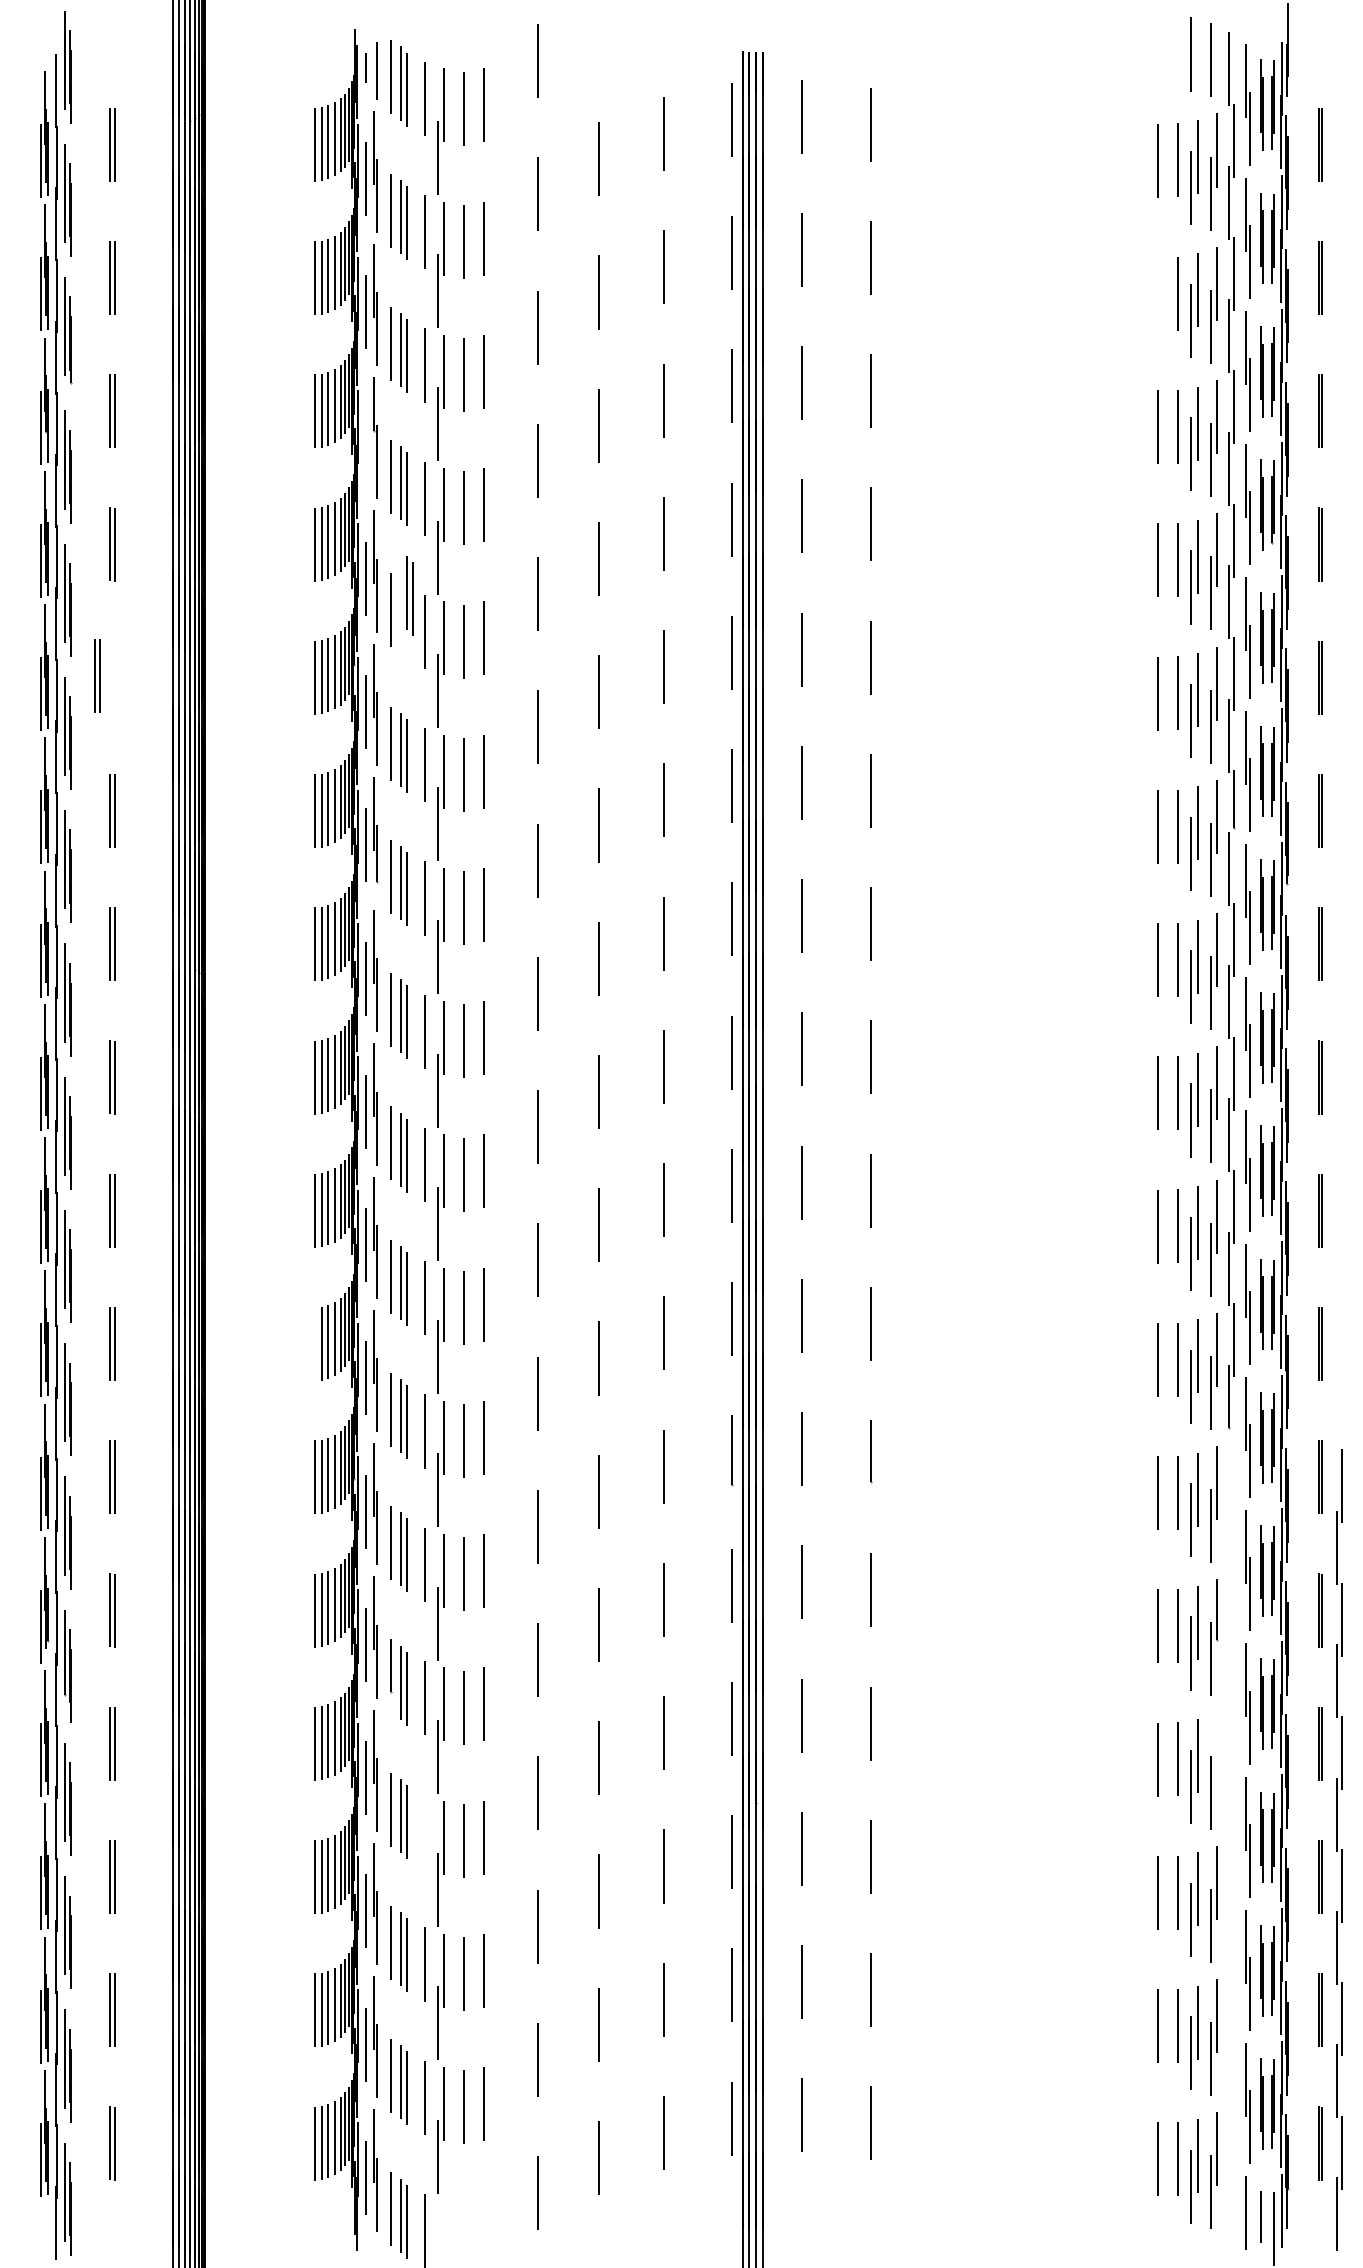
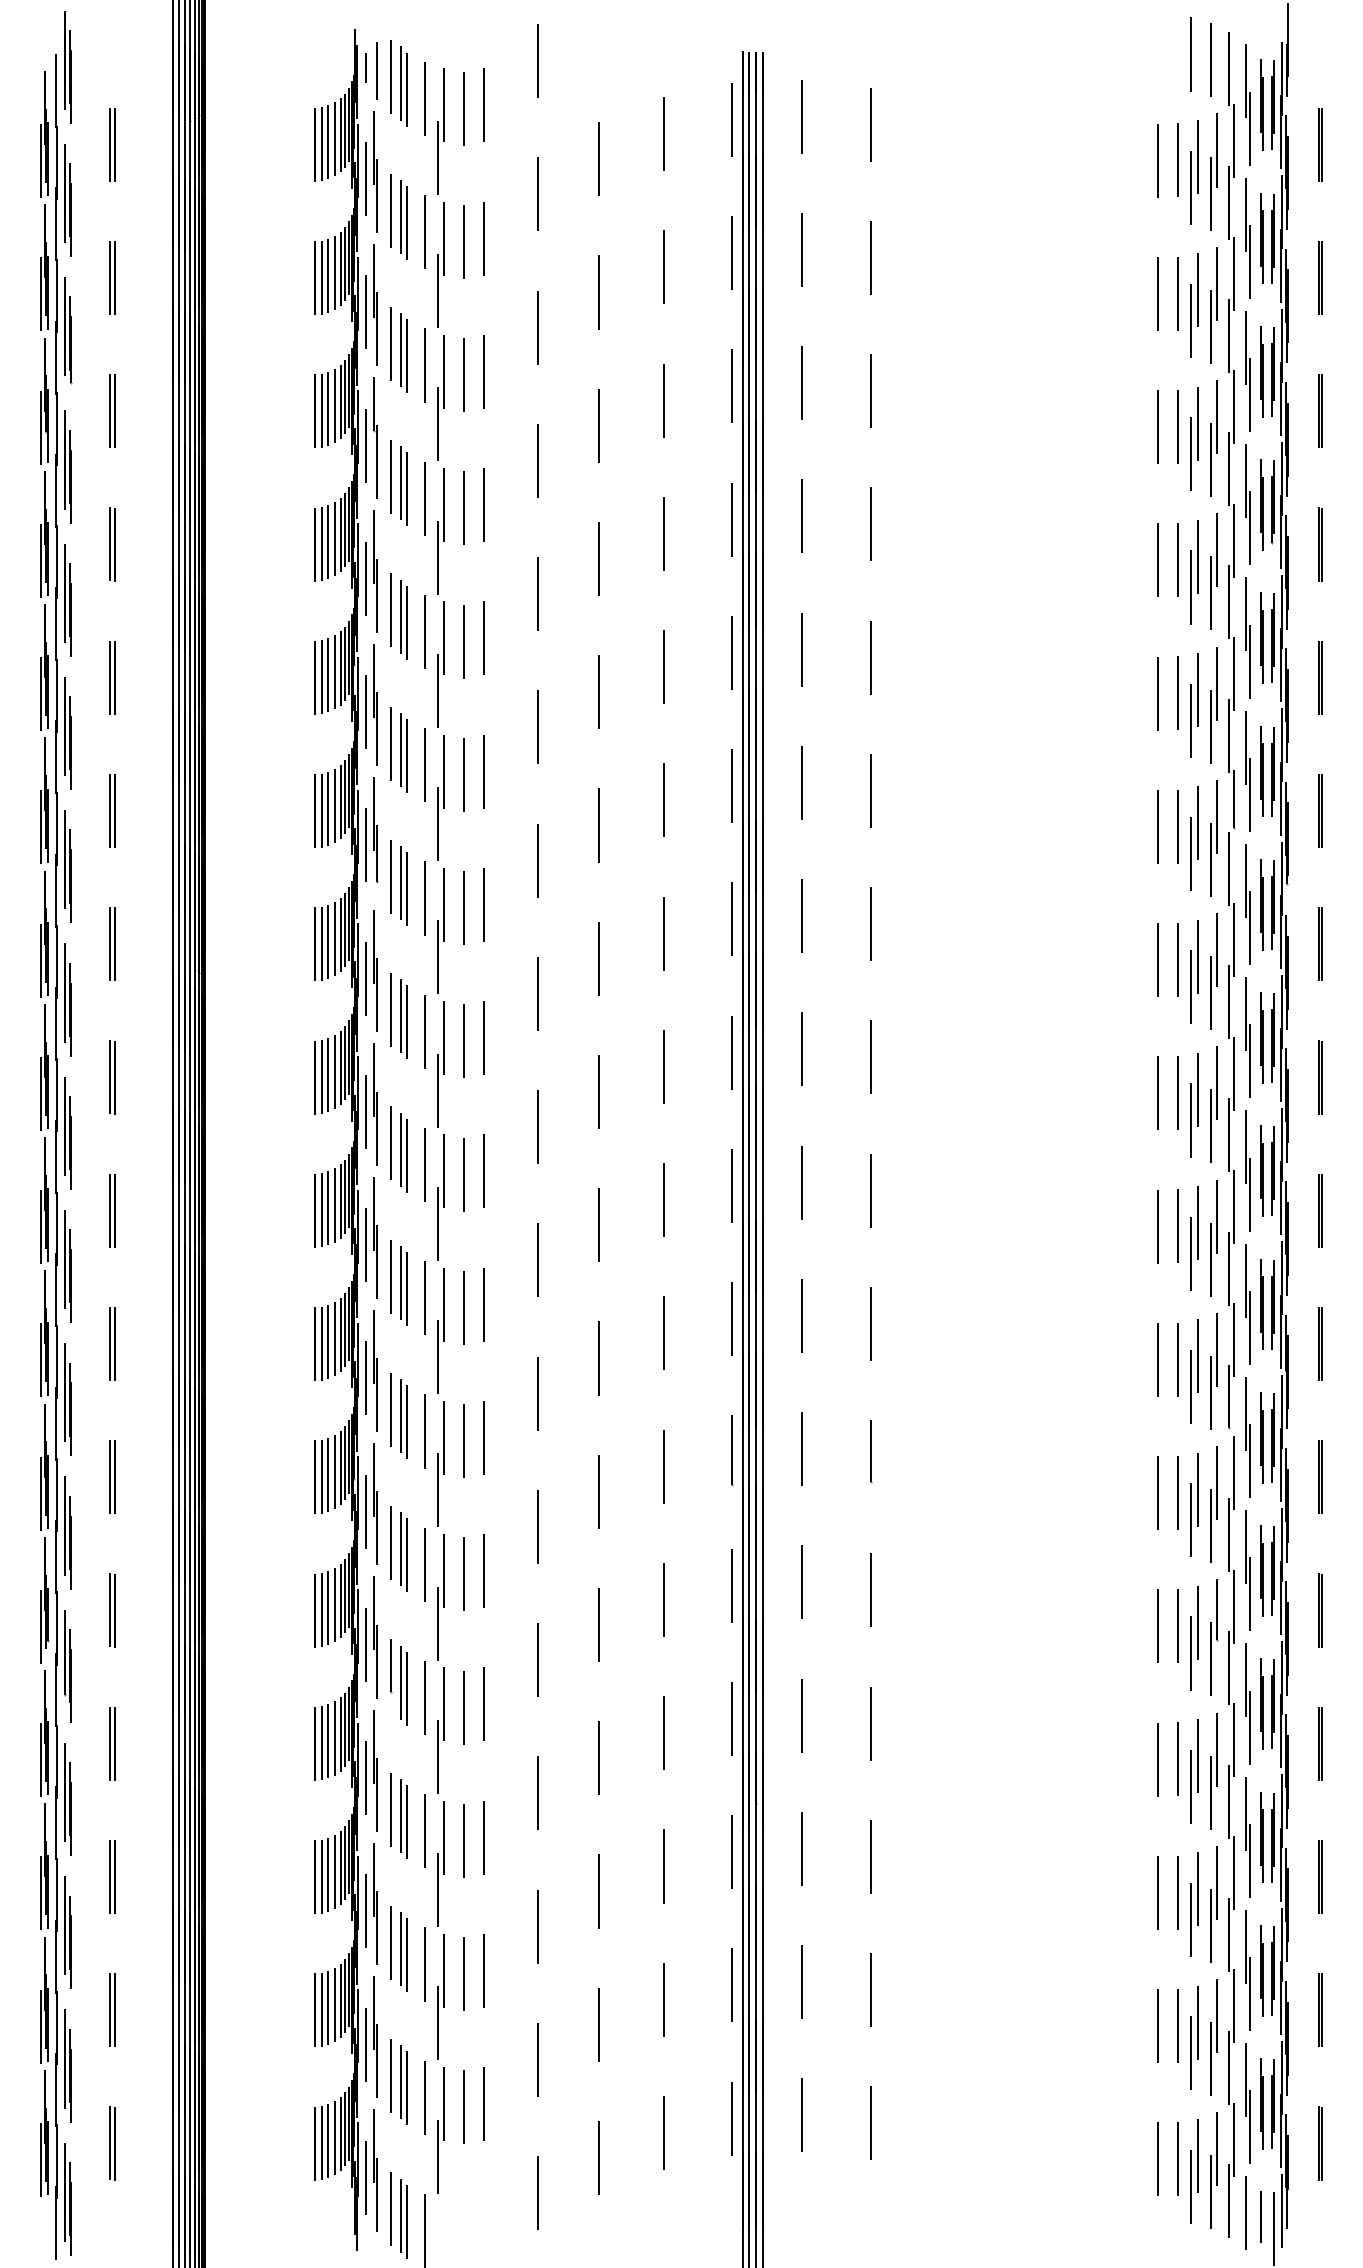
line: none -> present (1157, 293)
line: none -> present (366, 445)
part position: (409, 595) -> (403, 619) (403, 619)
part position: (97, 675) -> (112, 677) (112, 677)
line: none -> present (314, 1344)
line: none -> present (1216, 1749)
line: none -> present (424, 1831)
part position: (1339, 1849) -> (1231, 1836) (1231, 1836)
